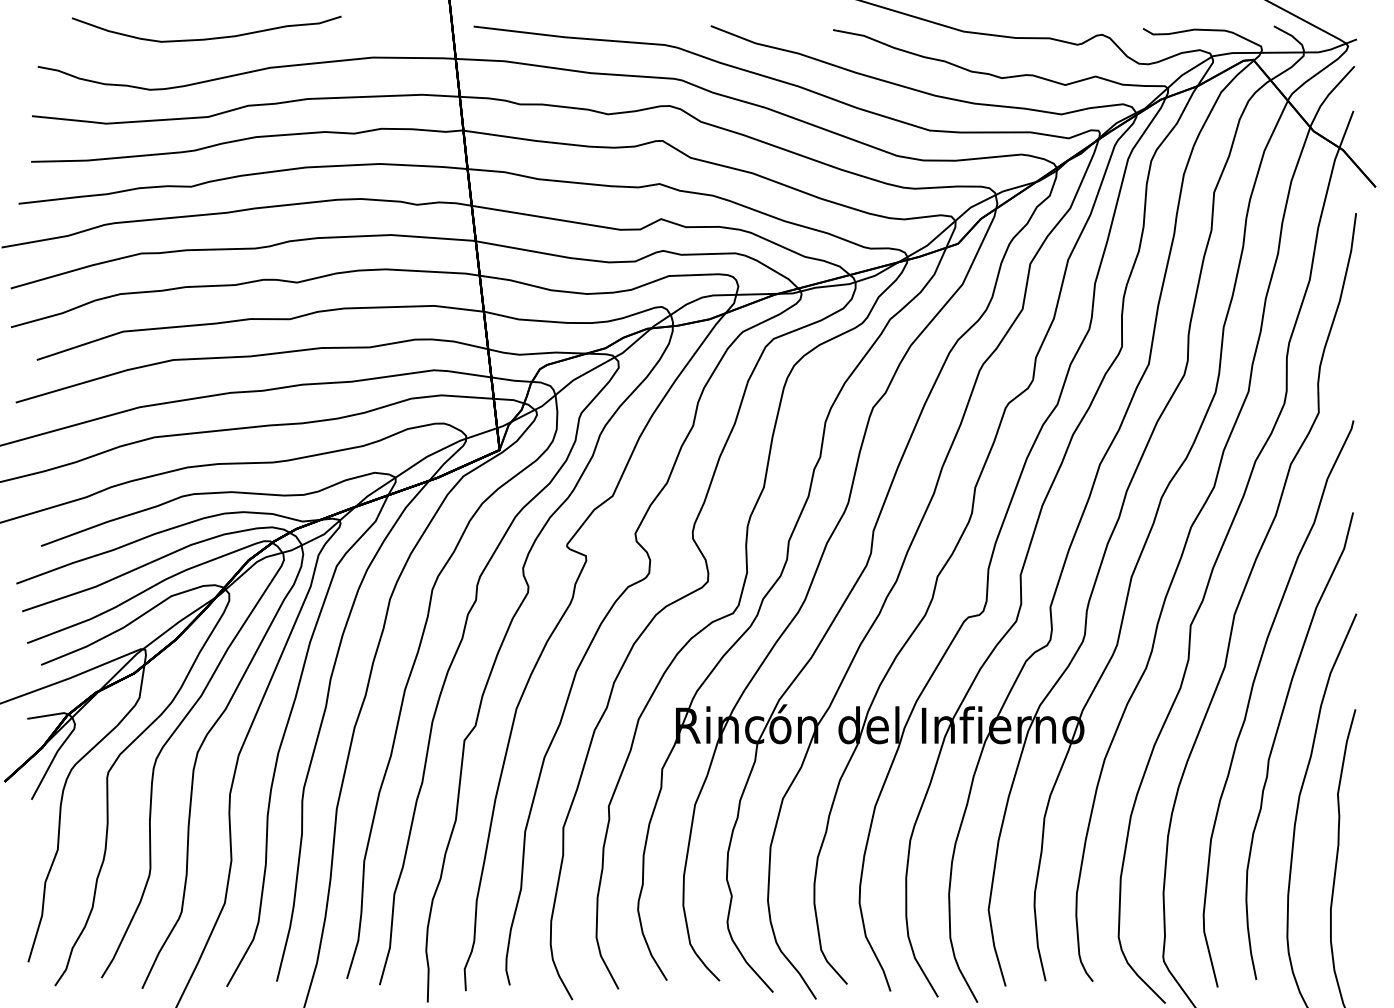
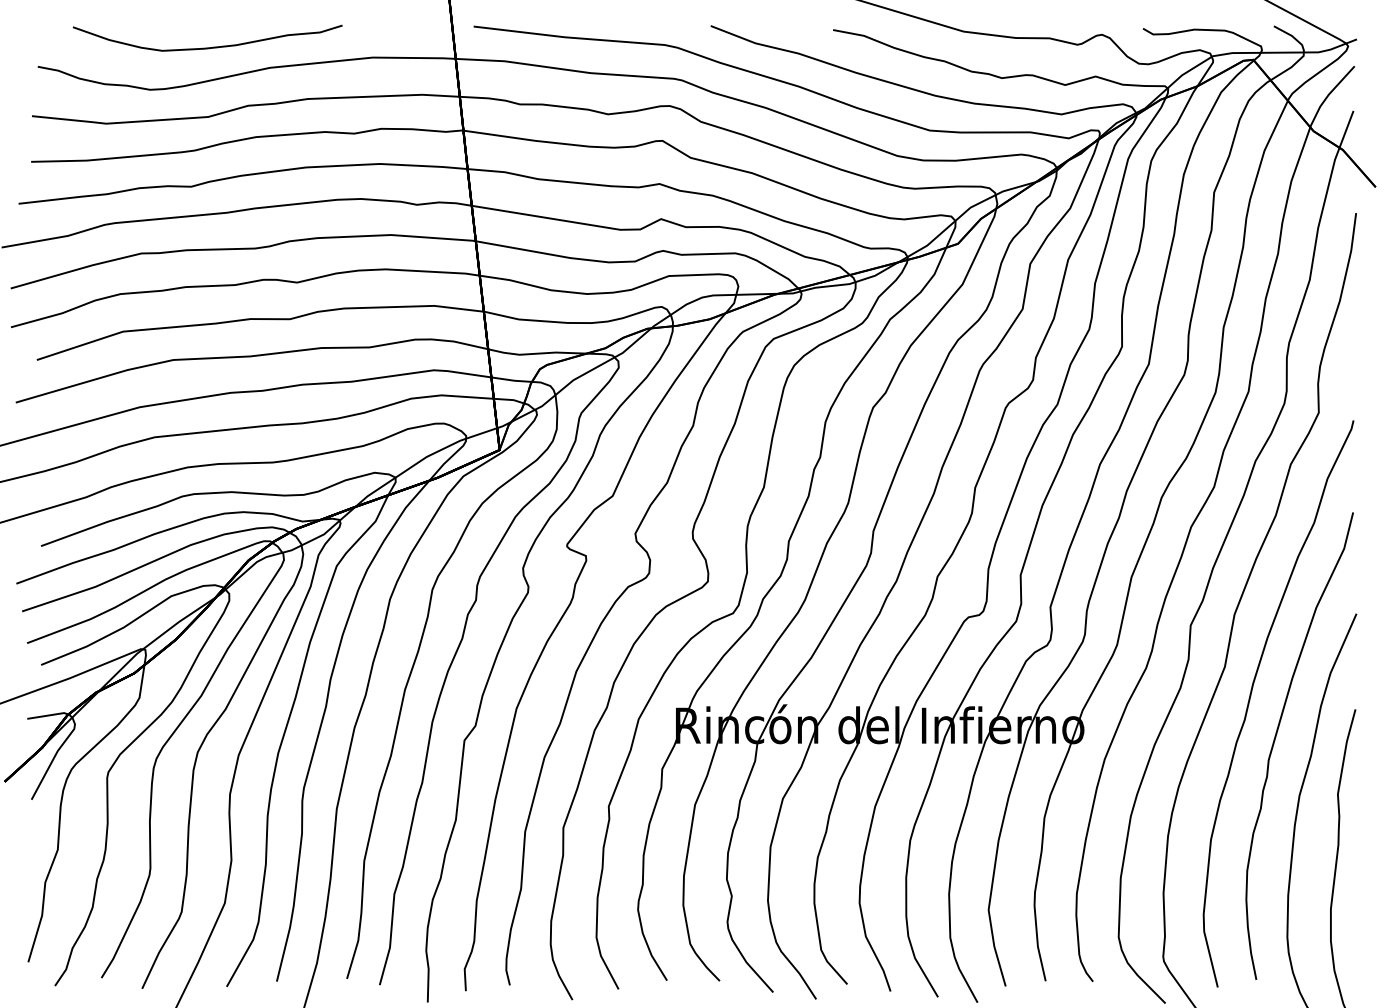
curve position: (206, 38) -> (207, 47) (207, 47)
